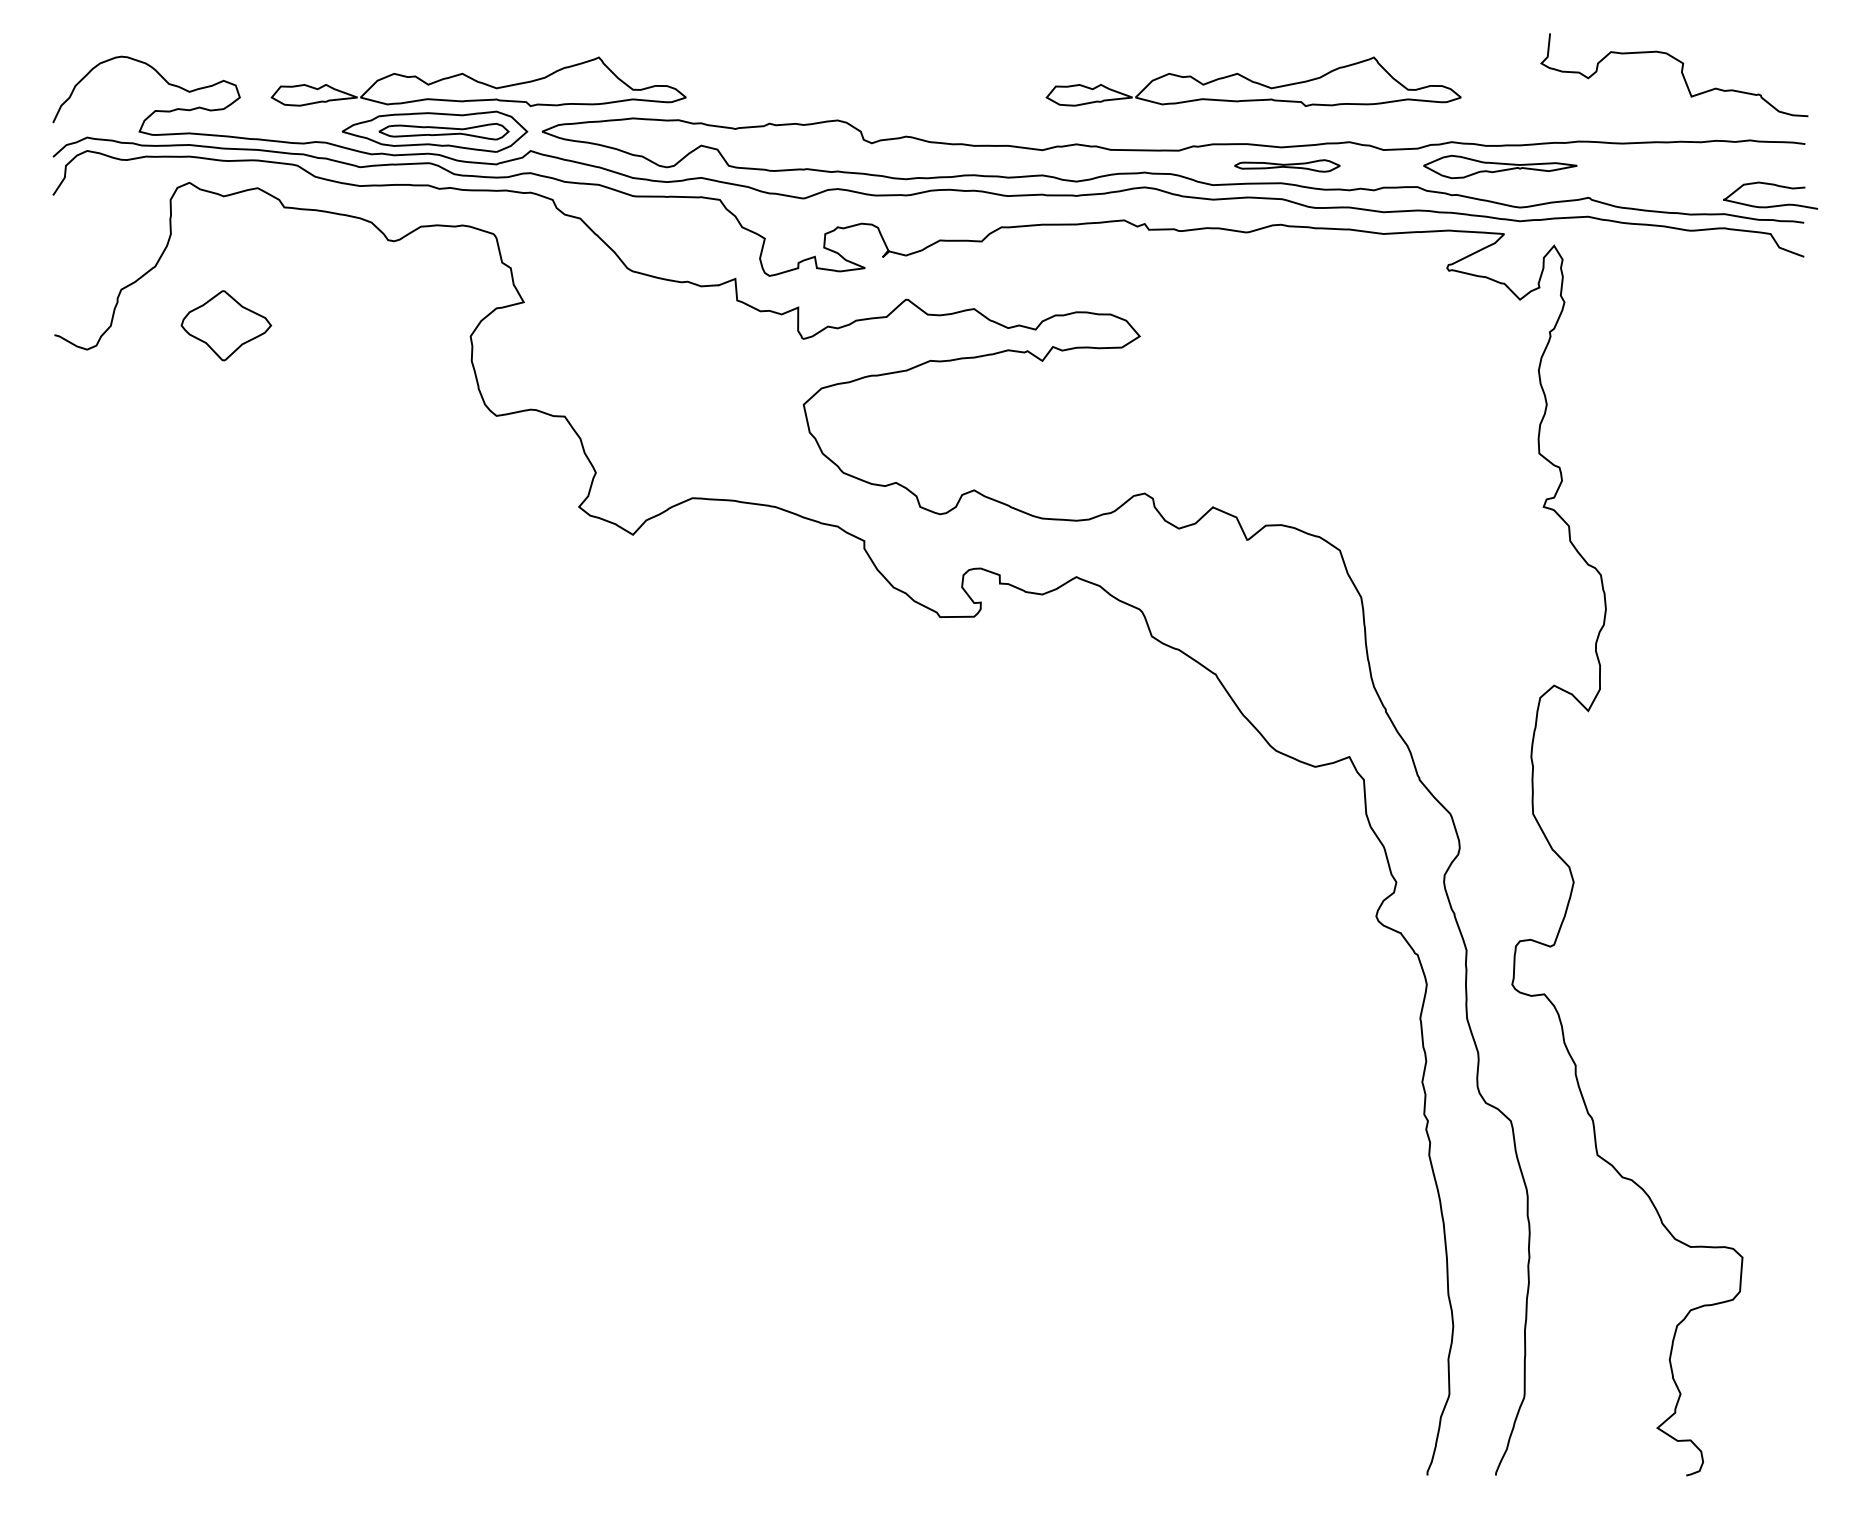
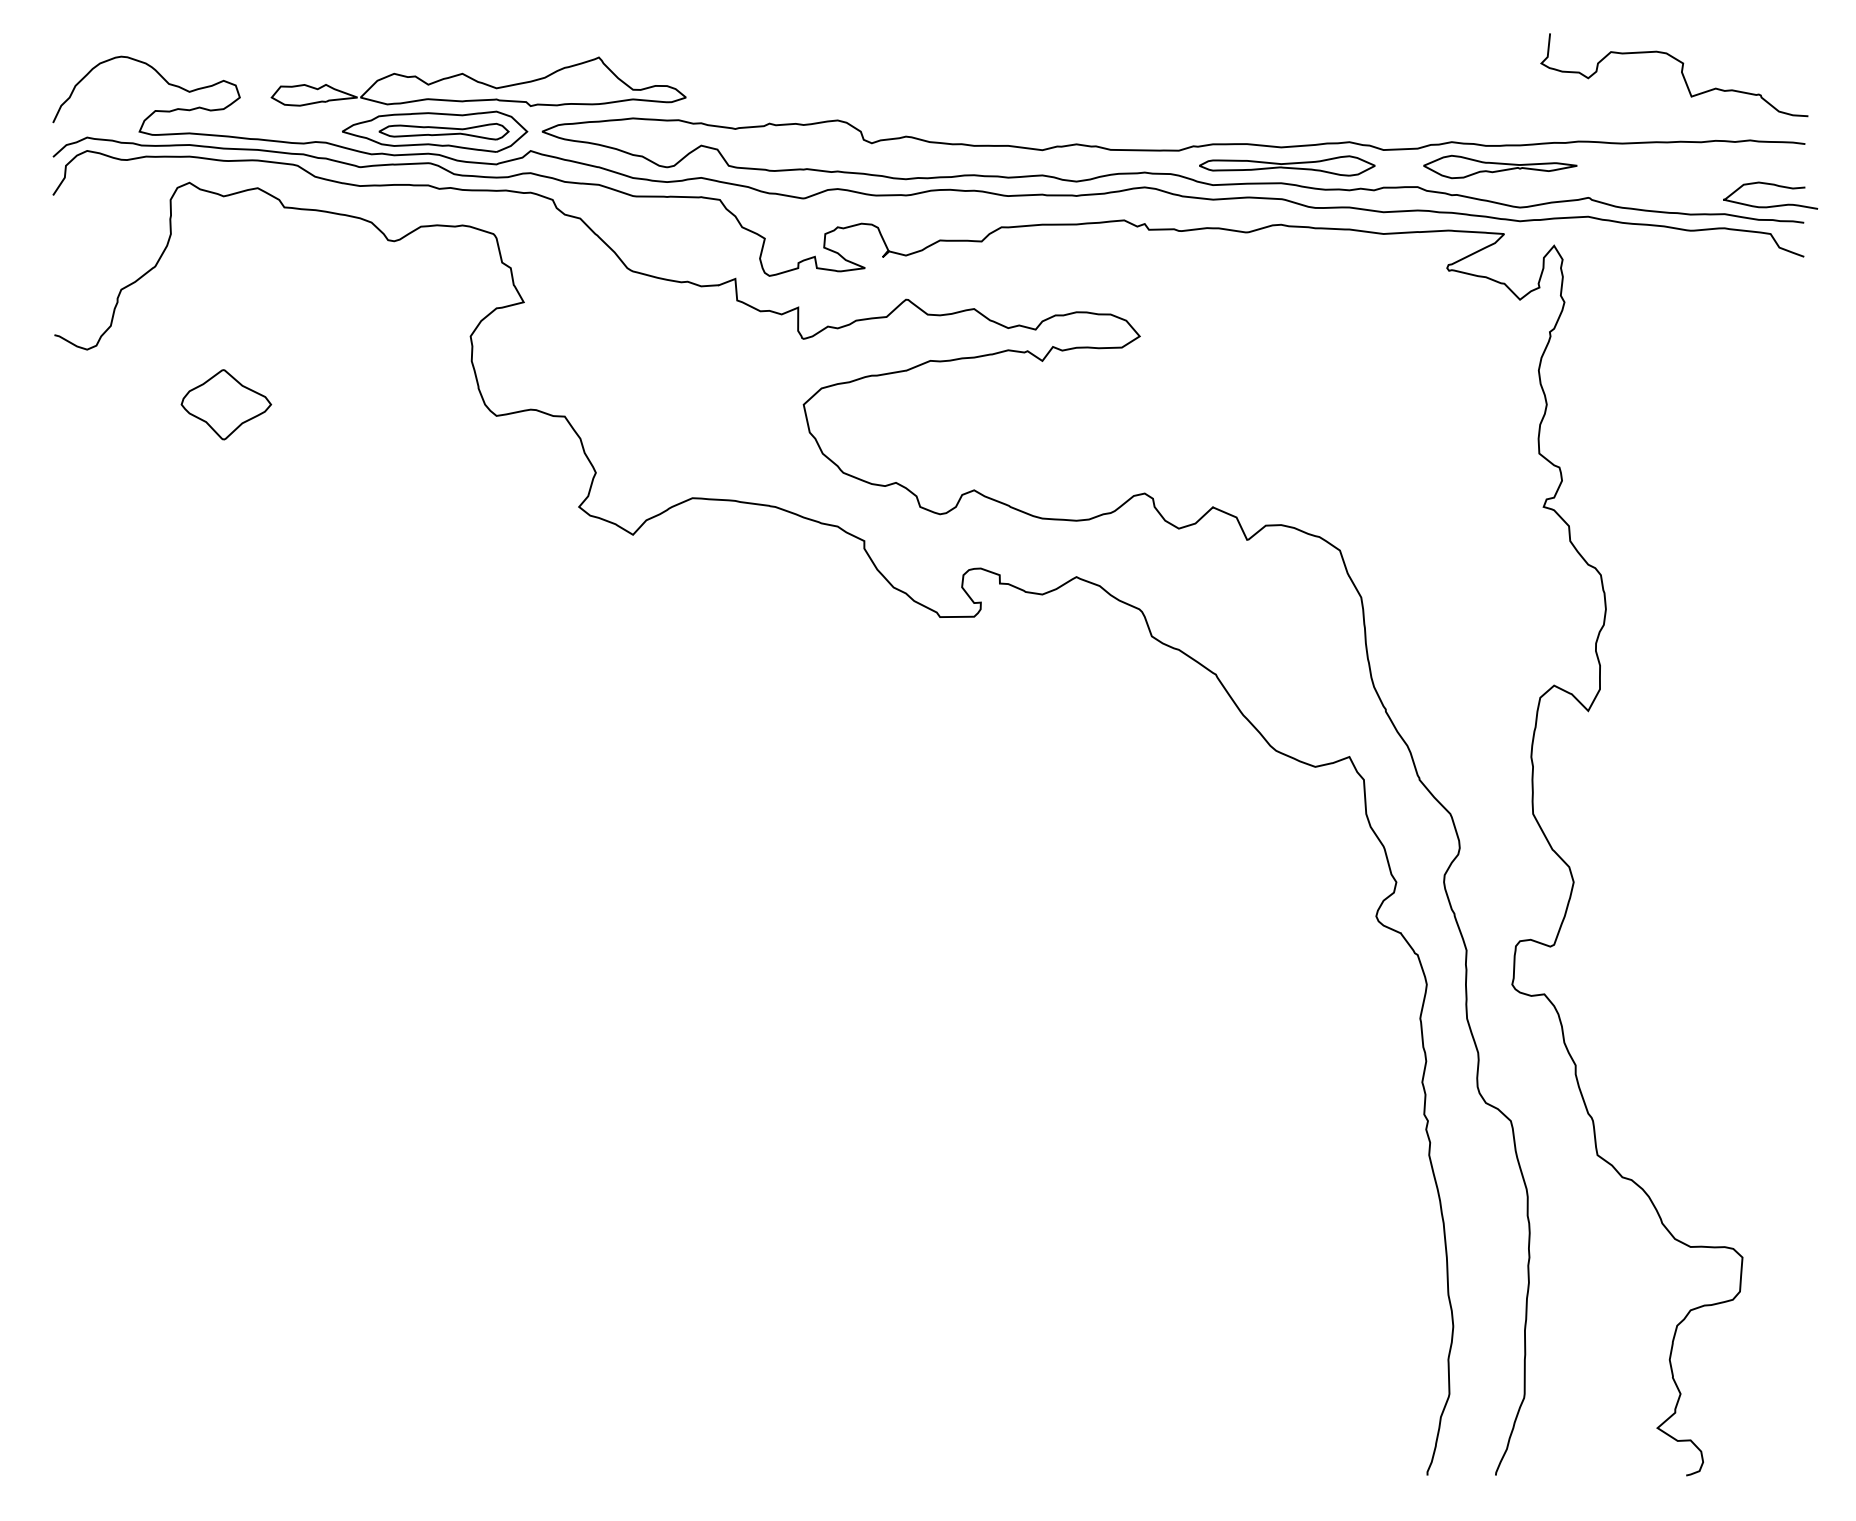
part: present -> none (1253, 81)
part size: 107x14 px -> 177x22 px (1287, 165)
part position: (226, 325) -> (226, 404) (226, 404)
